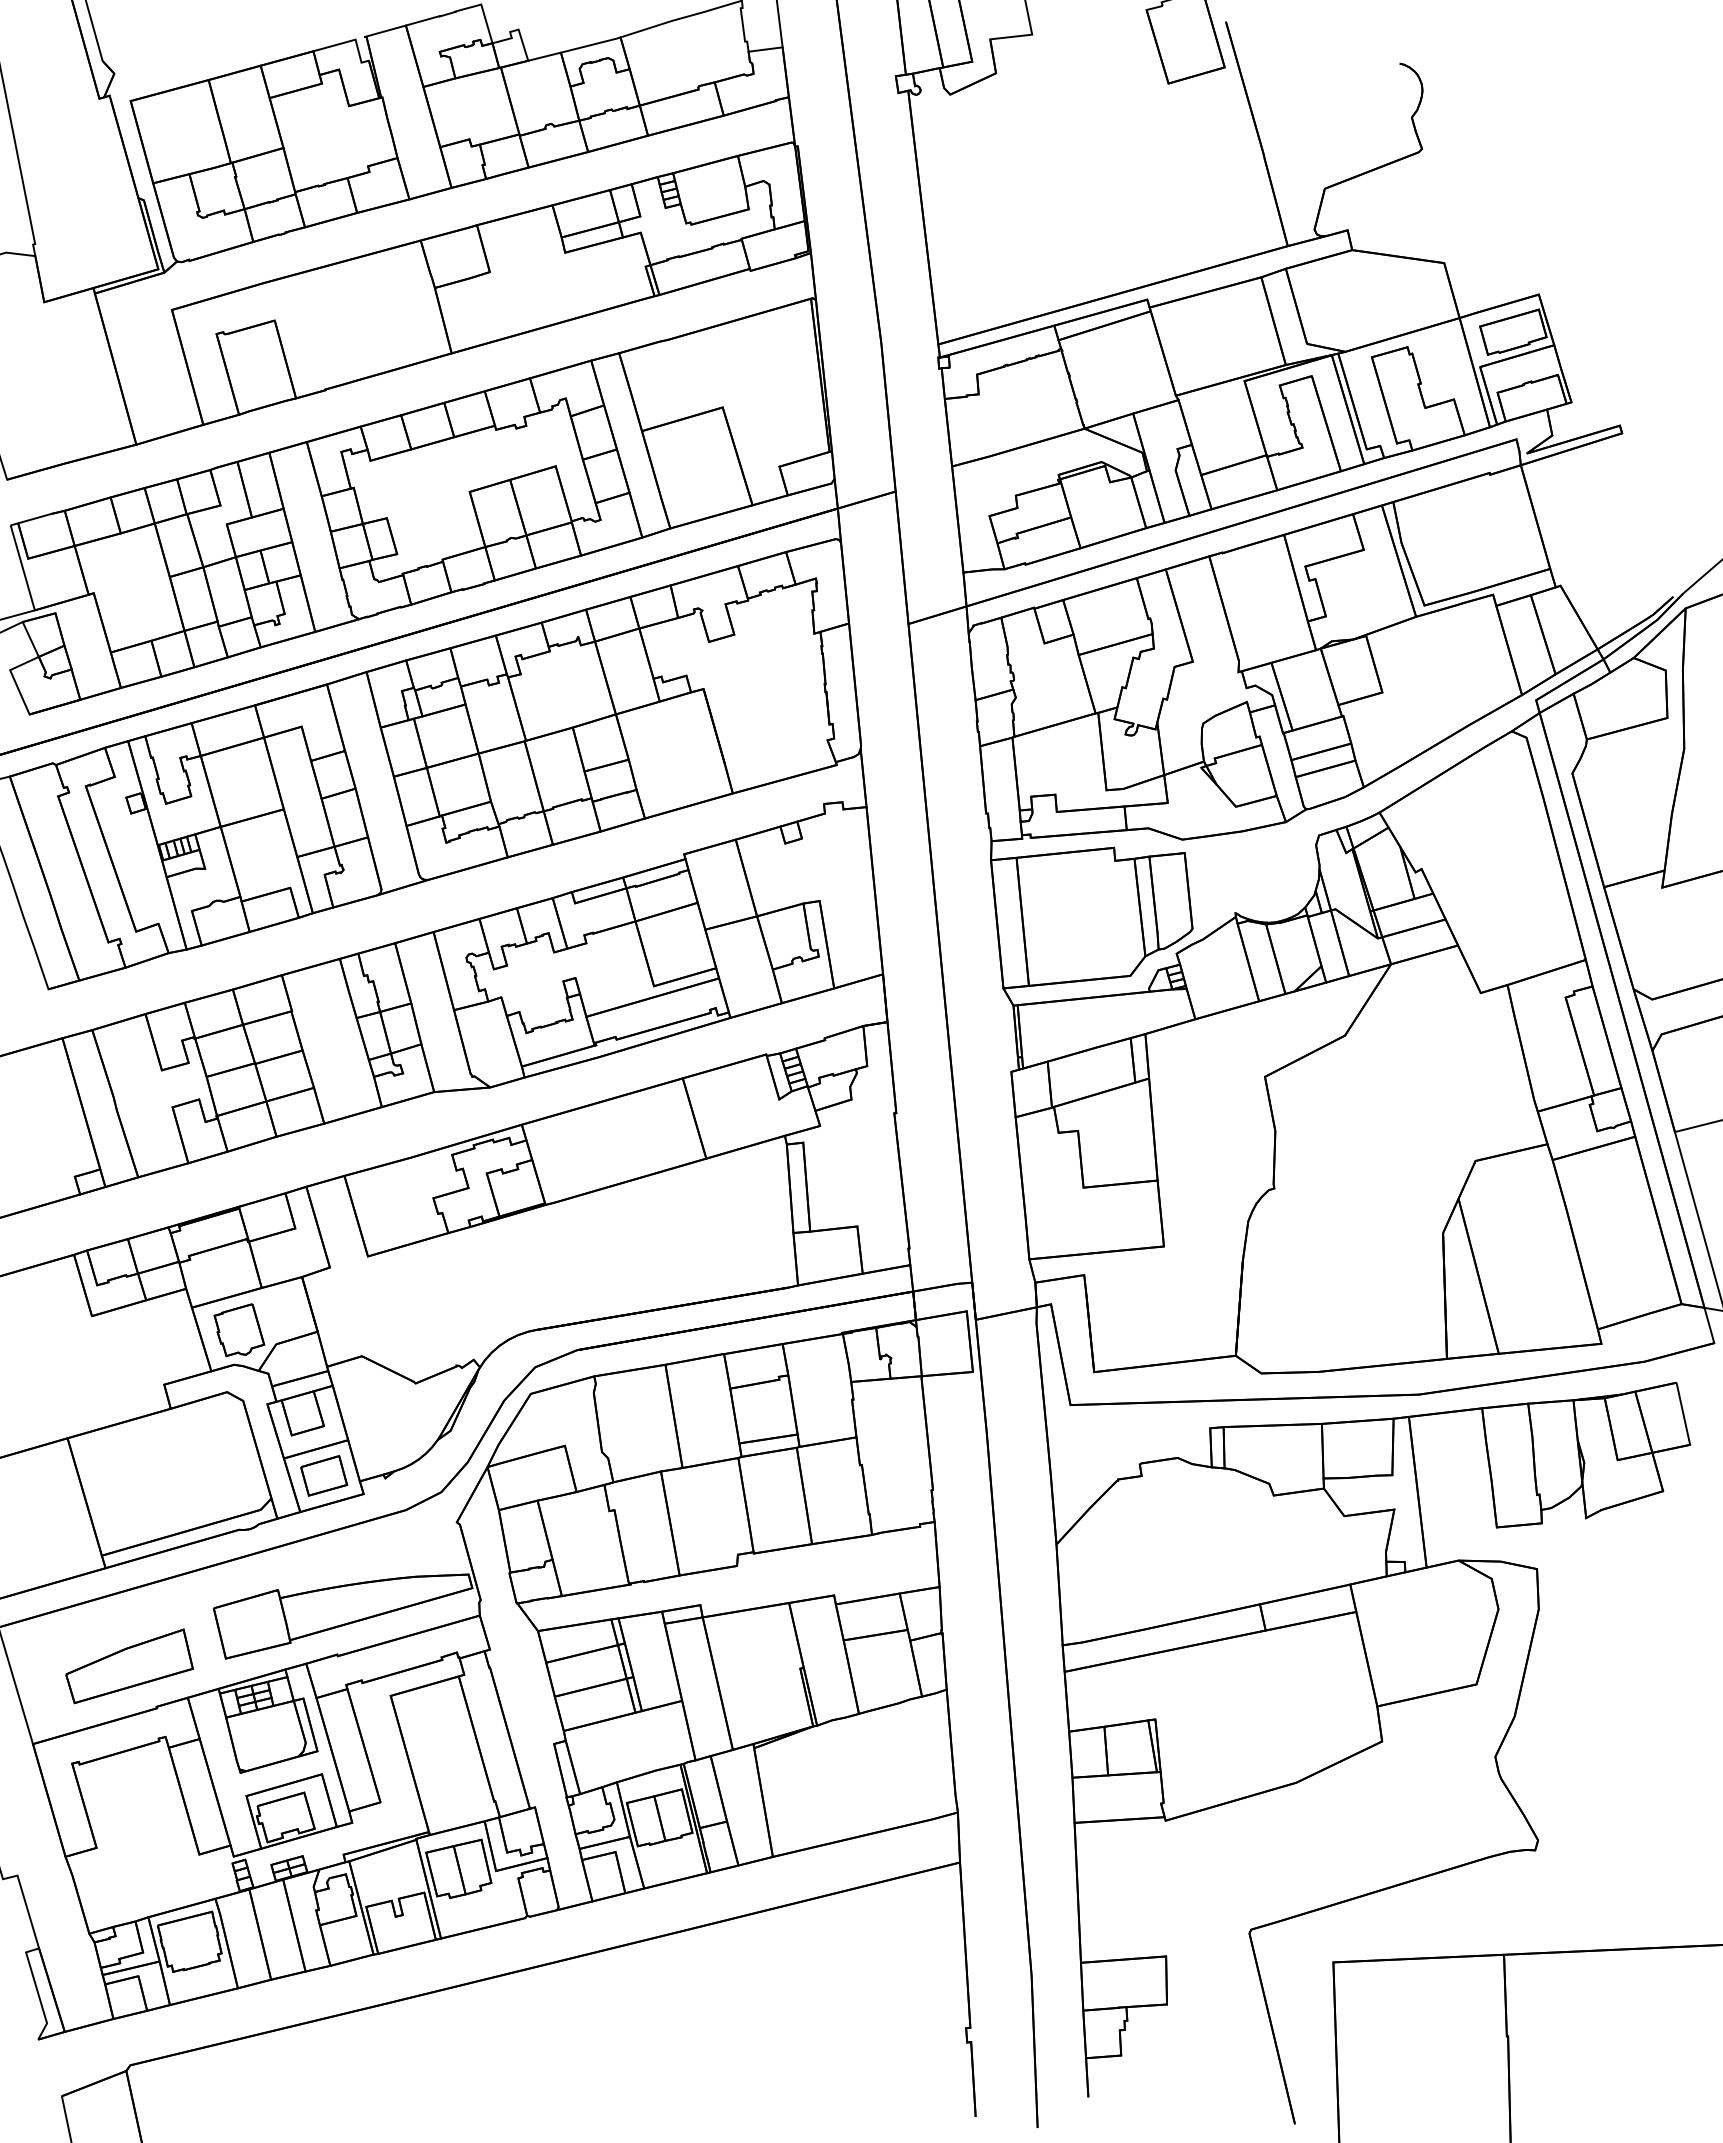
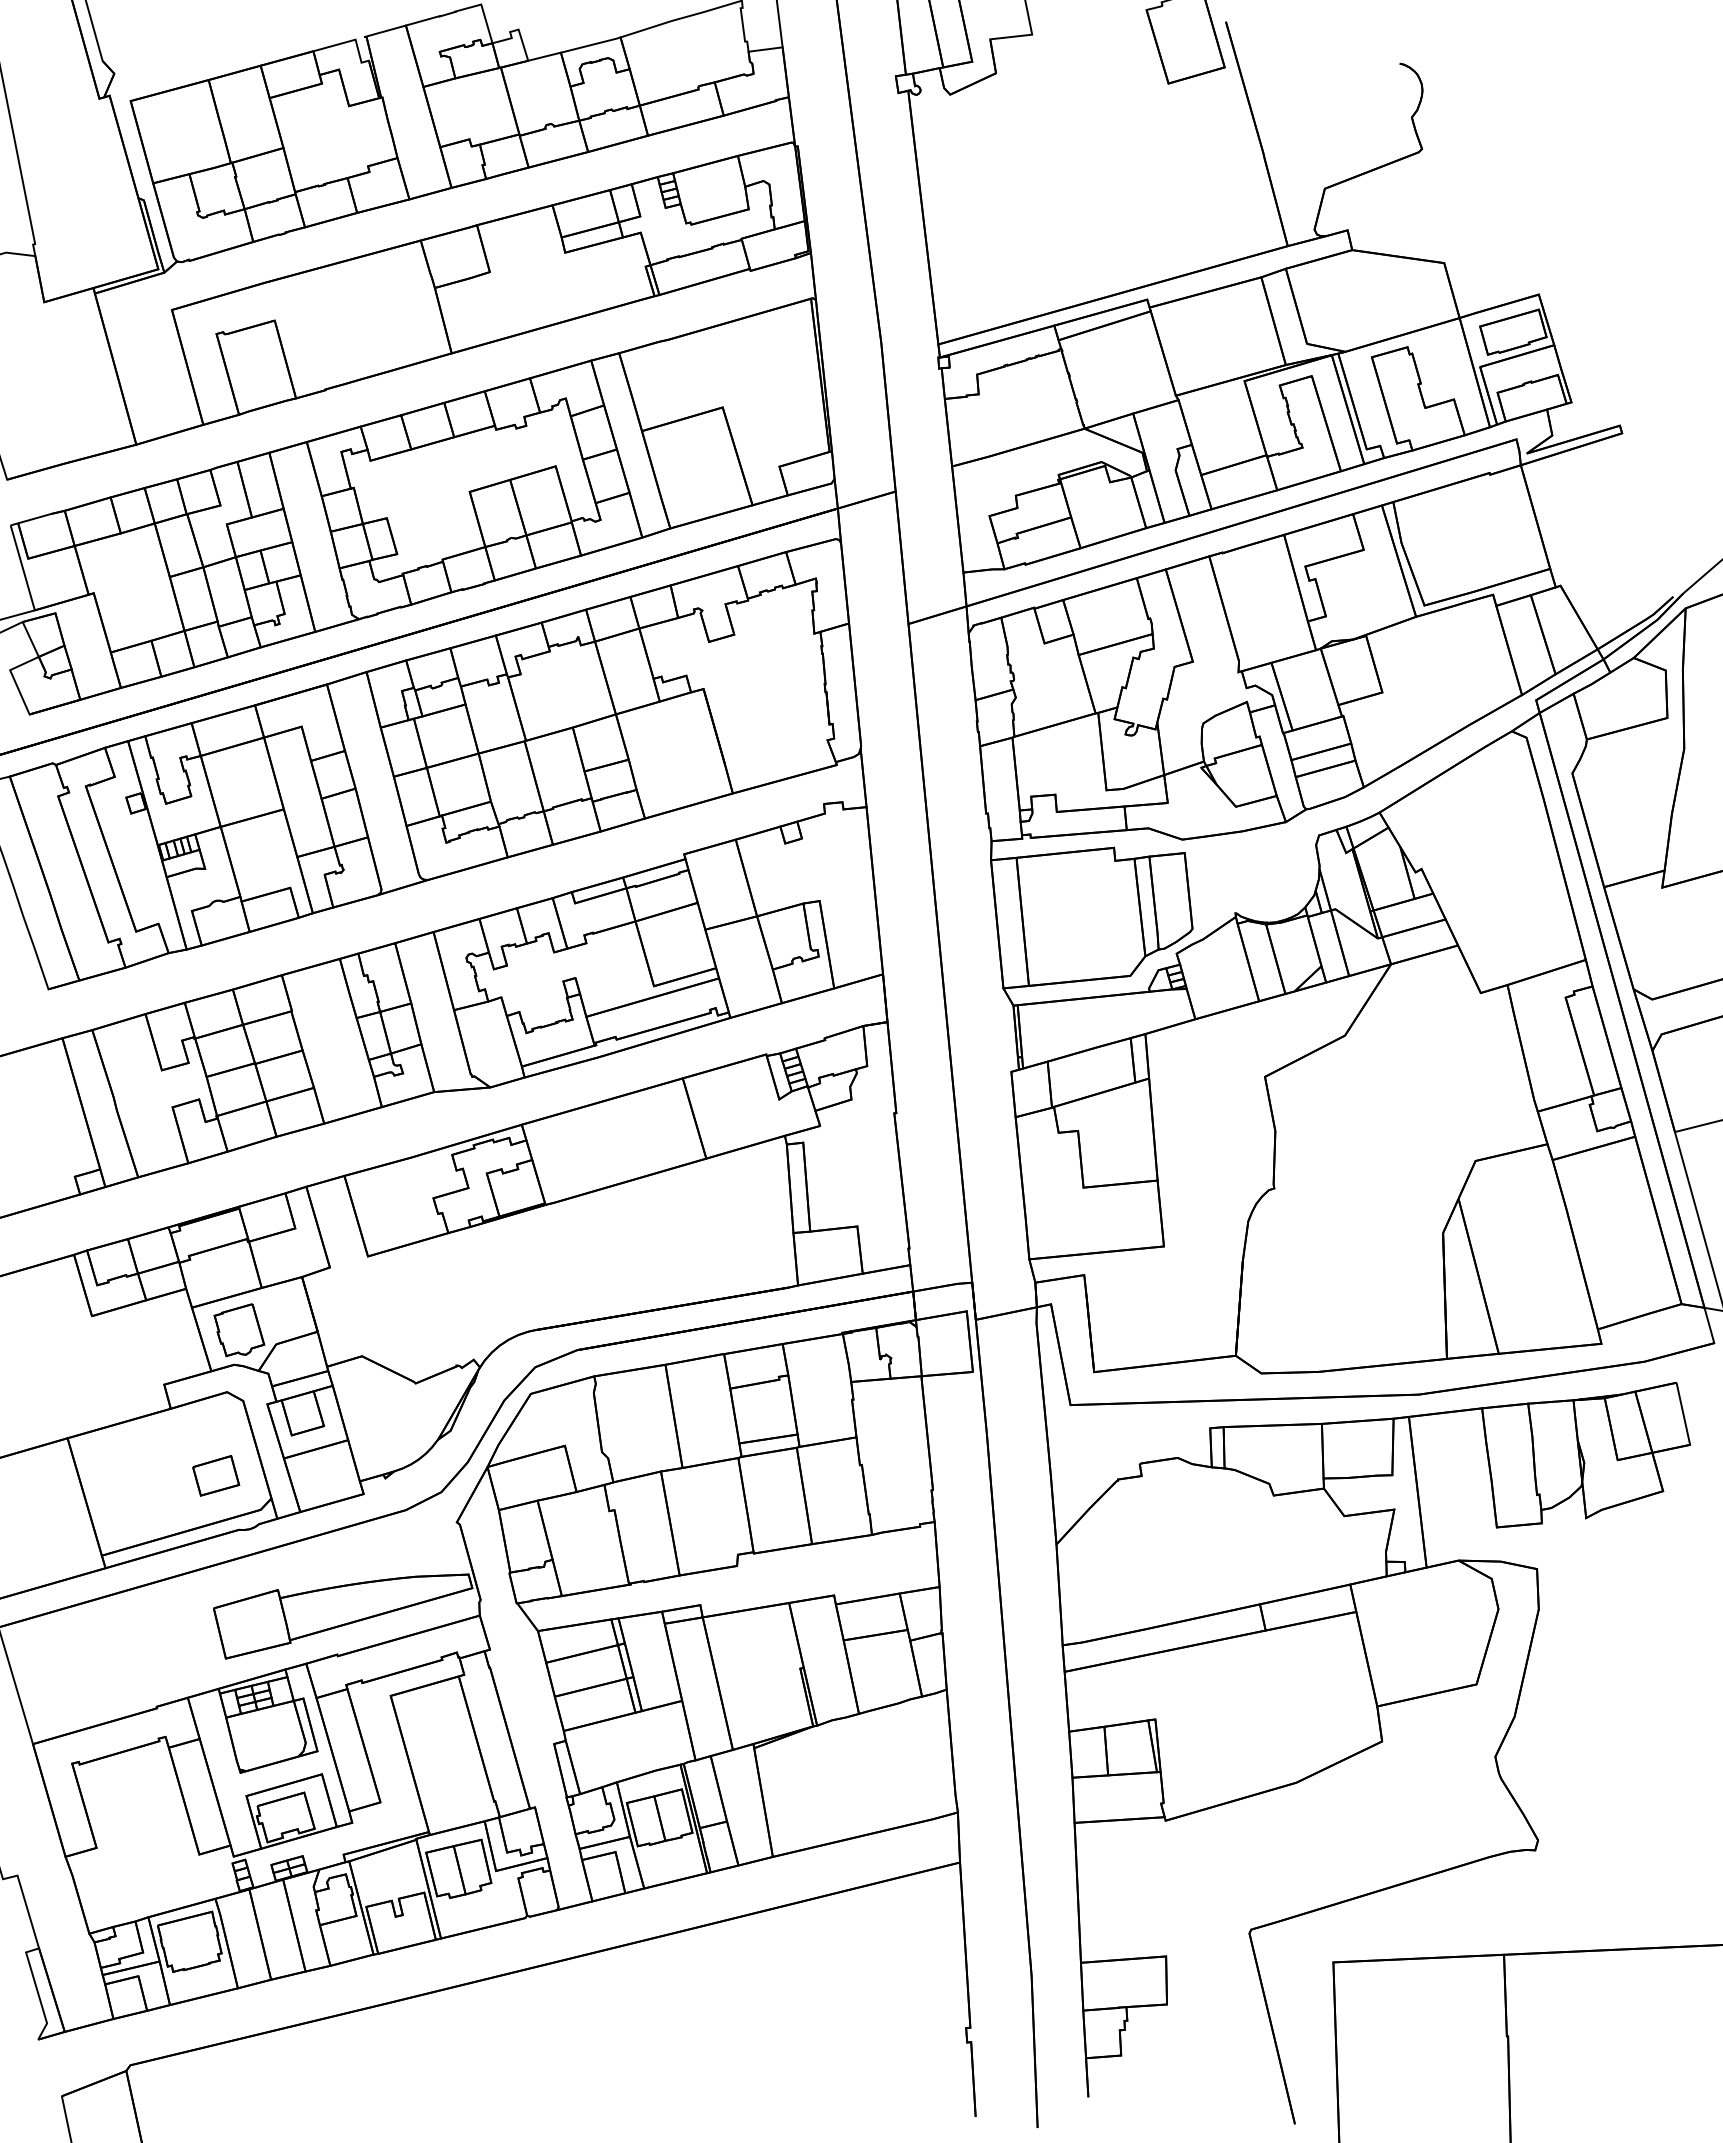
part position: (324, 1475) -> (216, 1475) (216, 1475)
part: present -> none (129, 1666)
